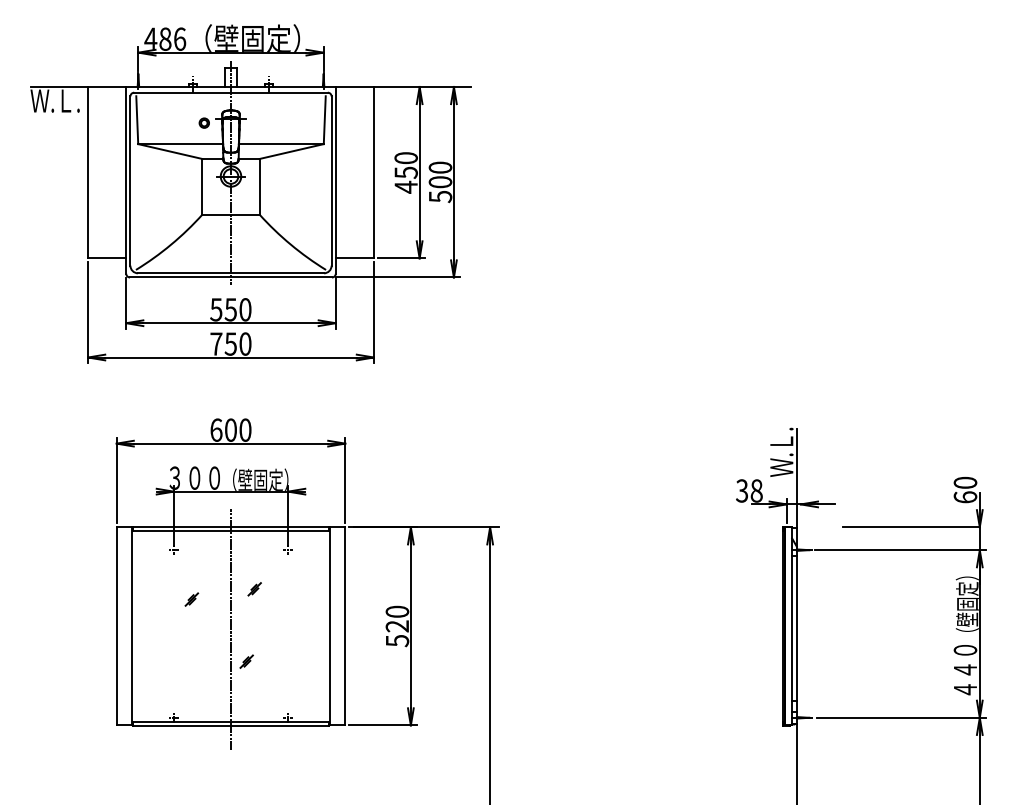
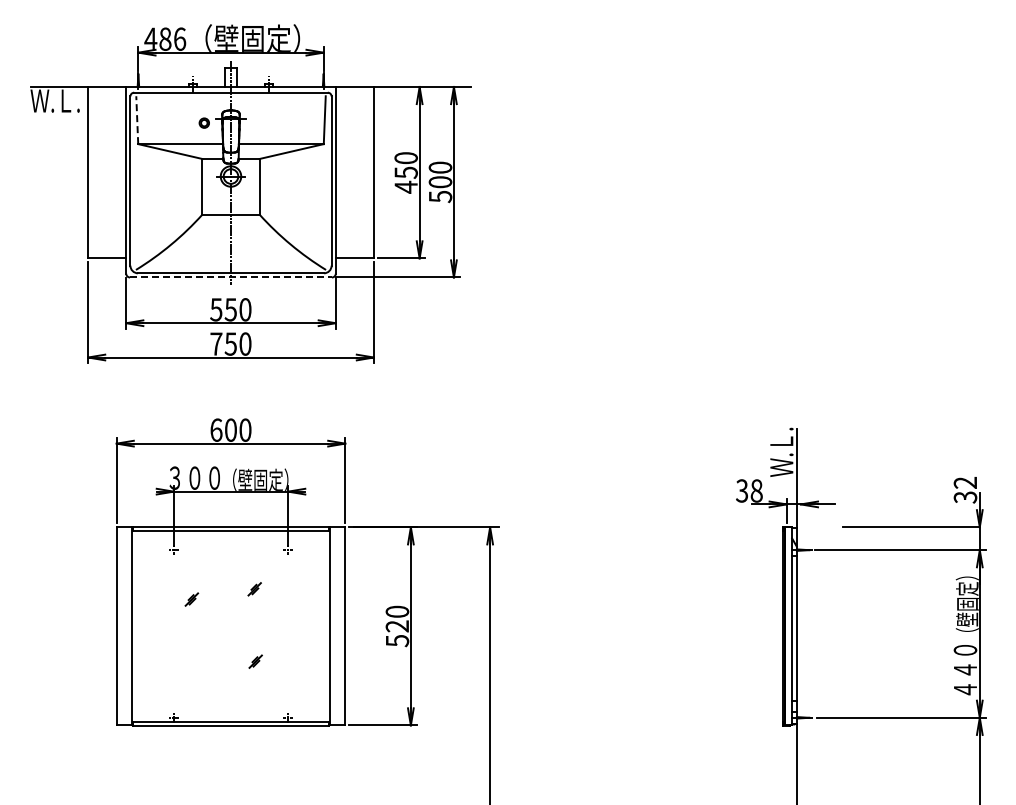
line: solid -> dashed (137, 120)
line: solid -> dashed (231, 277)
text: 60 -> 32 (965, 489)
line: present -> none (231, 628)
part position: (246, 661) -> (255, 661) (255, 661)
